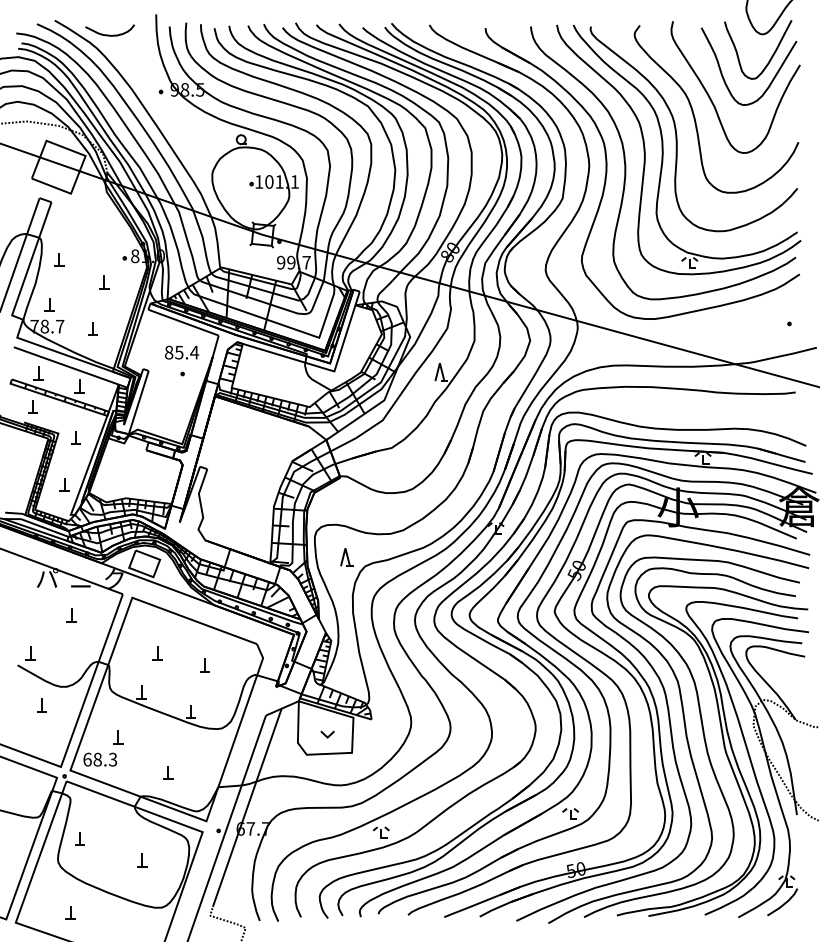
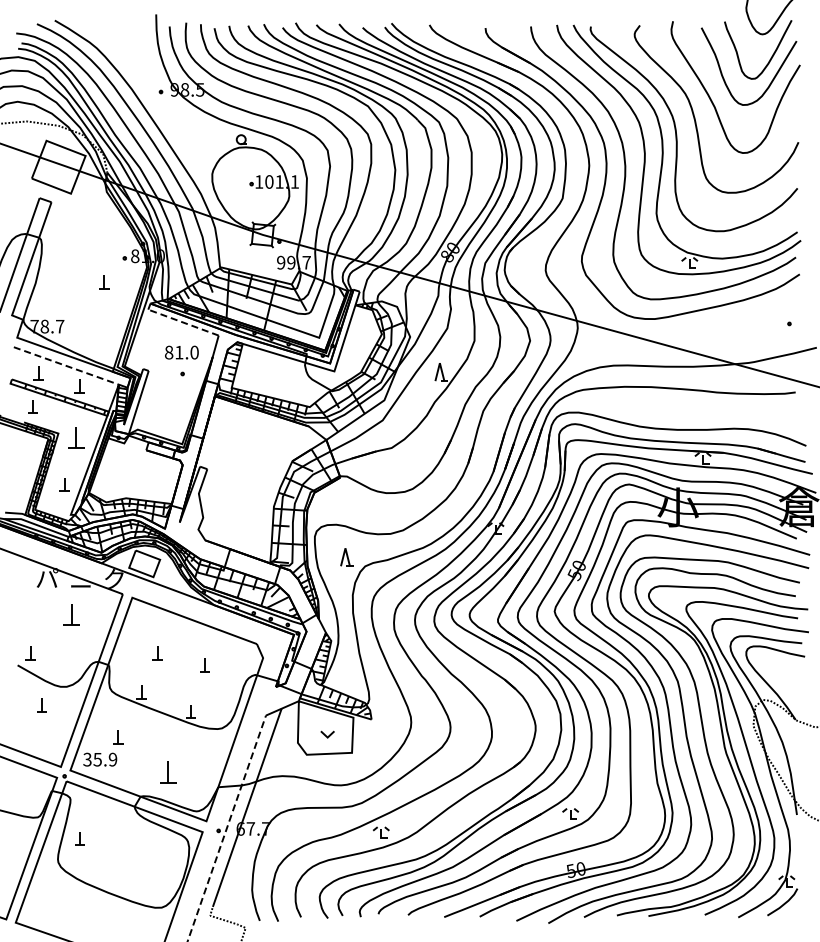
curve: present -> none (109, 34)
part: present -> none (59, 259)
part: present -> none (49, 304)
line: solid -> dashed (183, 322)
part: present -> none (92, 328)
text: 85.4 -> 81.0 (187, 352)
line: solid -> dashed (66, 365)
part size: 10x14 px -> 17x22 px (76, 437)
part size: 11x15 px -> 17x22 px (71, 614)
text: 68.3 -> 35.9 (100, 759)
part size: 11x14 px -> 17x23 px (168, 772)
line: solid -> dashed (227, 827)
part: present -> none (142, 860)
part: present -> none (70, 912)
